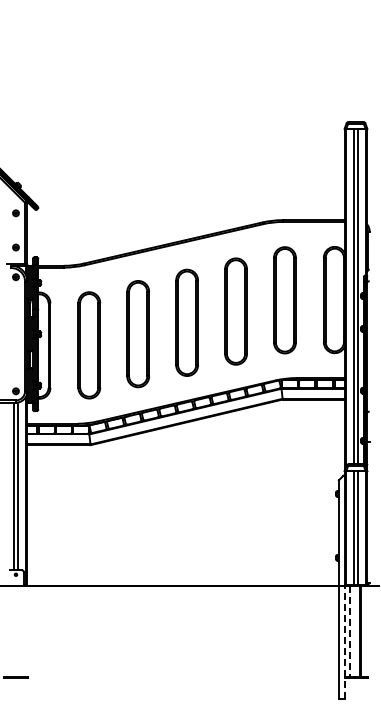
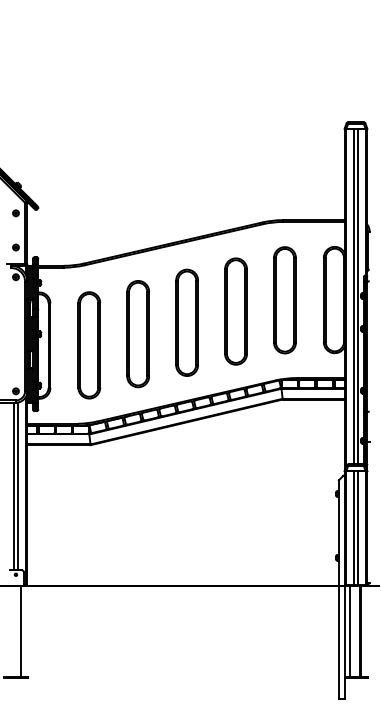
line: none -> present (20, 631)
line: dashed -> solid (350, 631)
line: dashed -> solid (344, 642)
